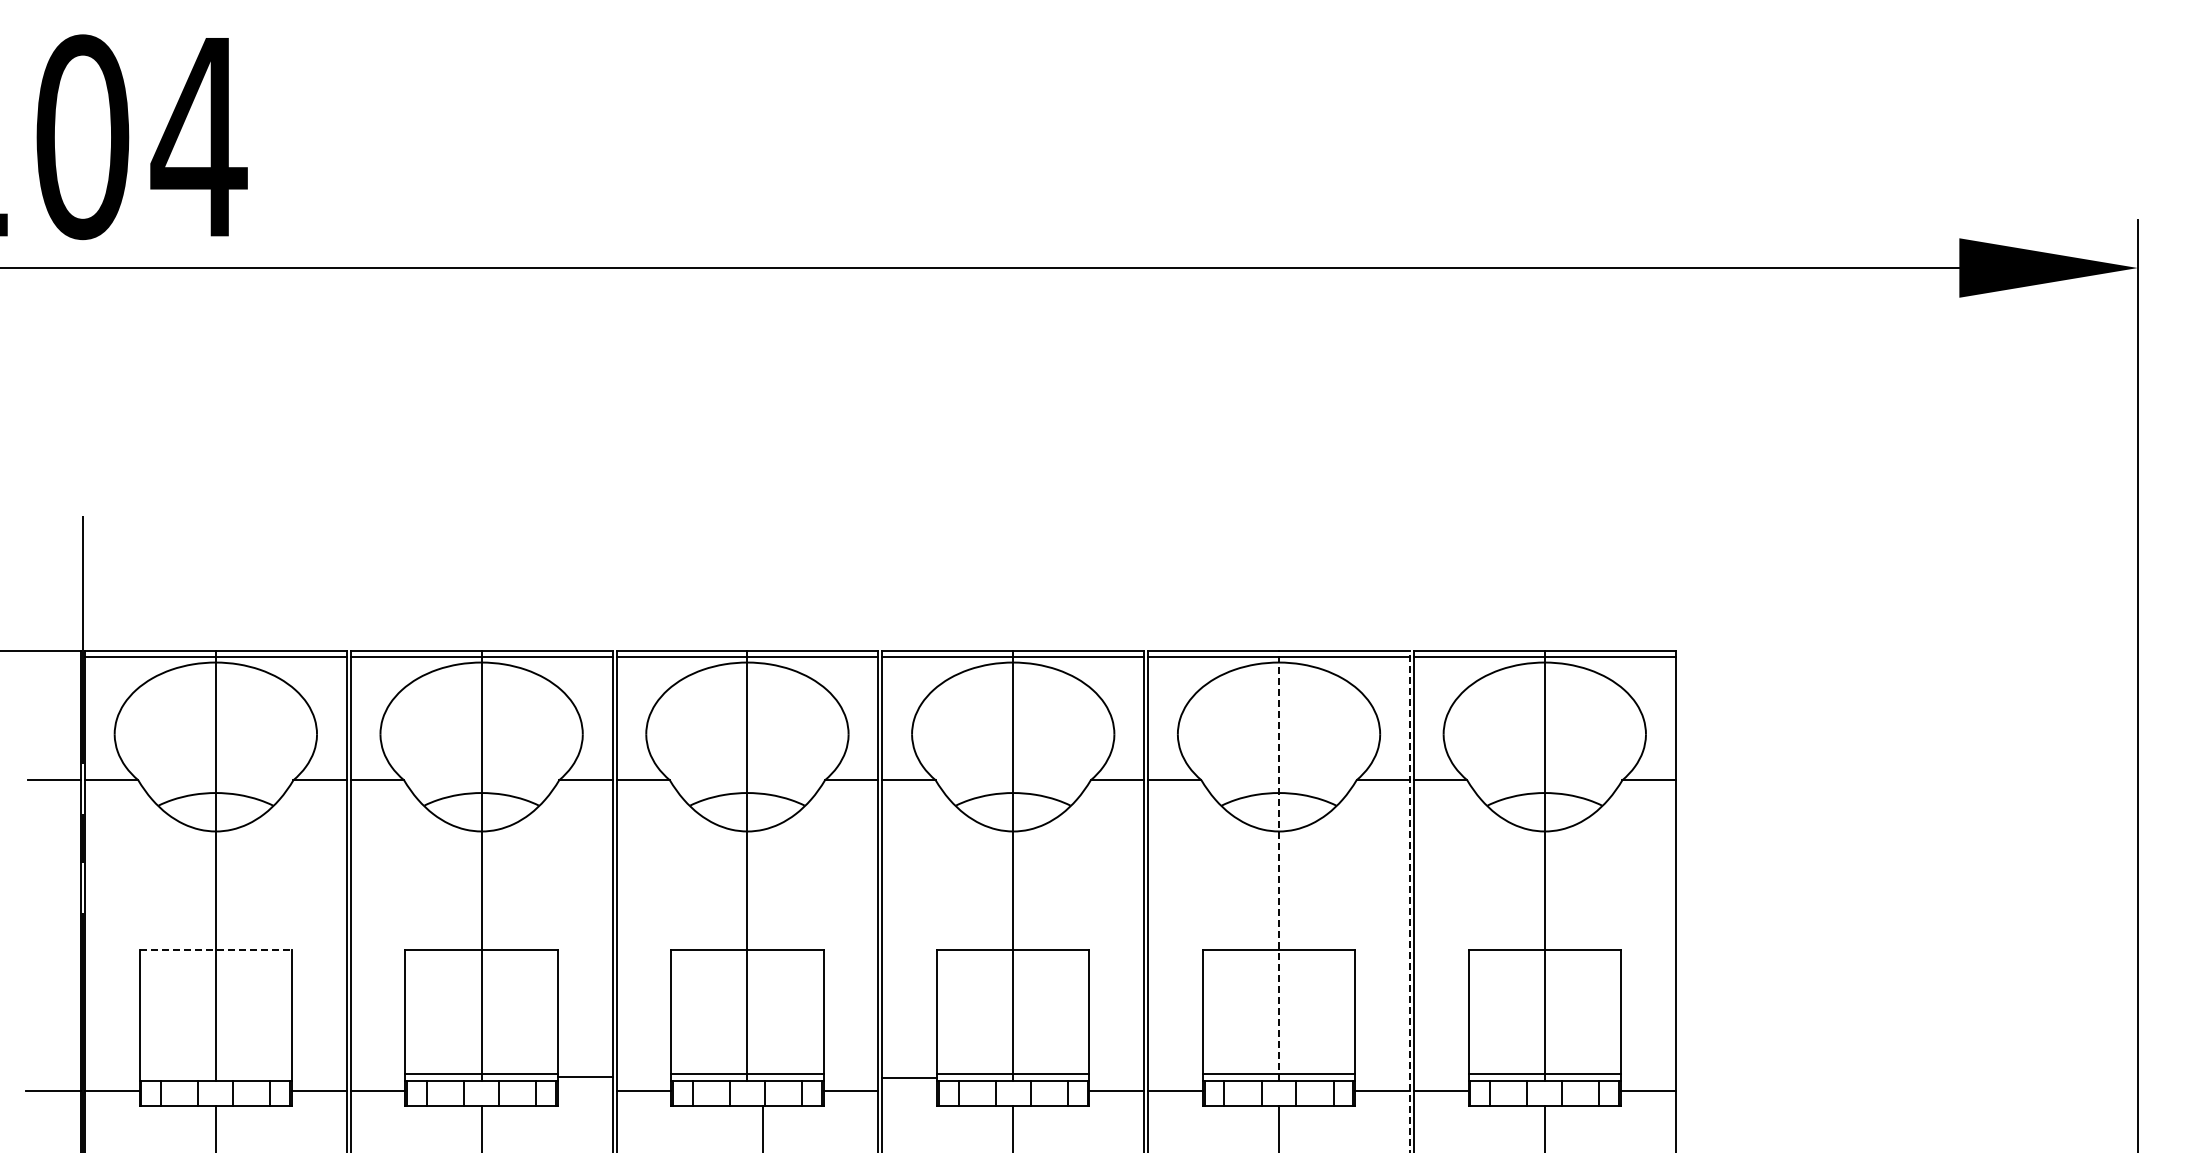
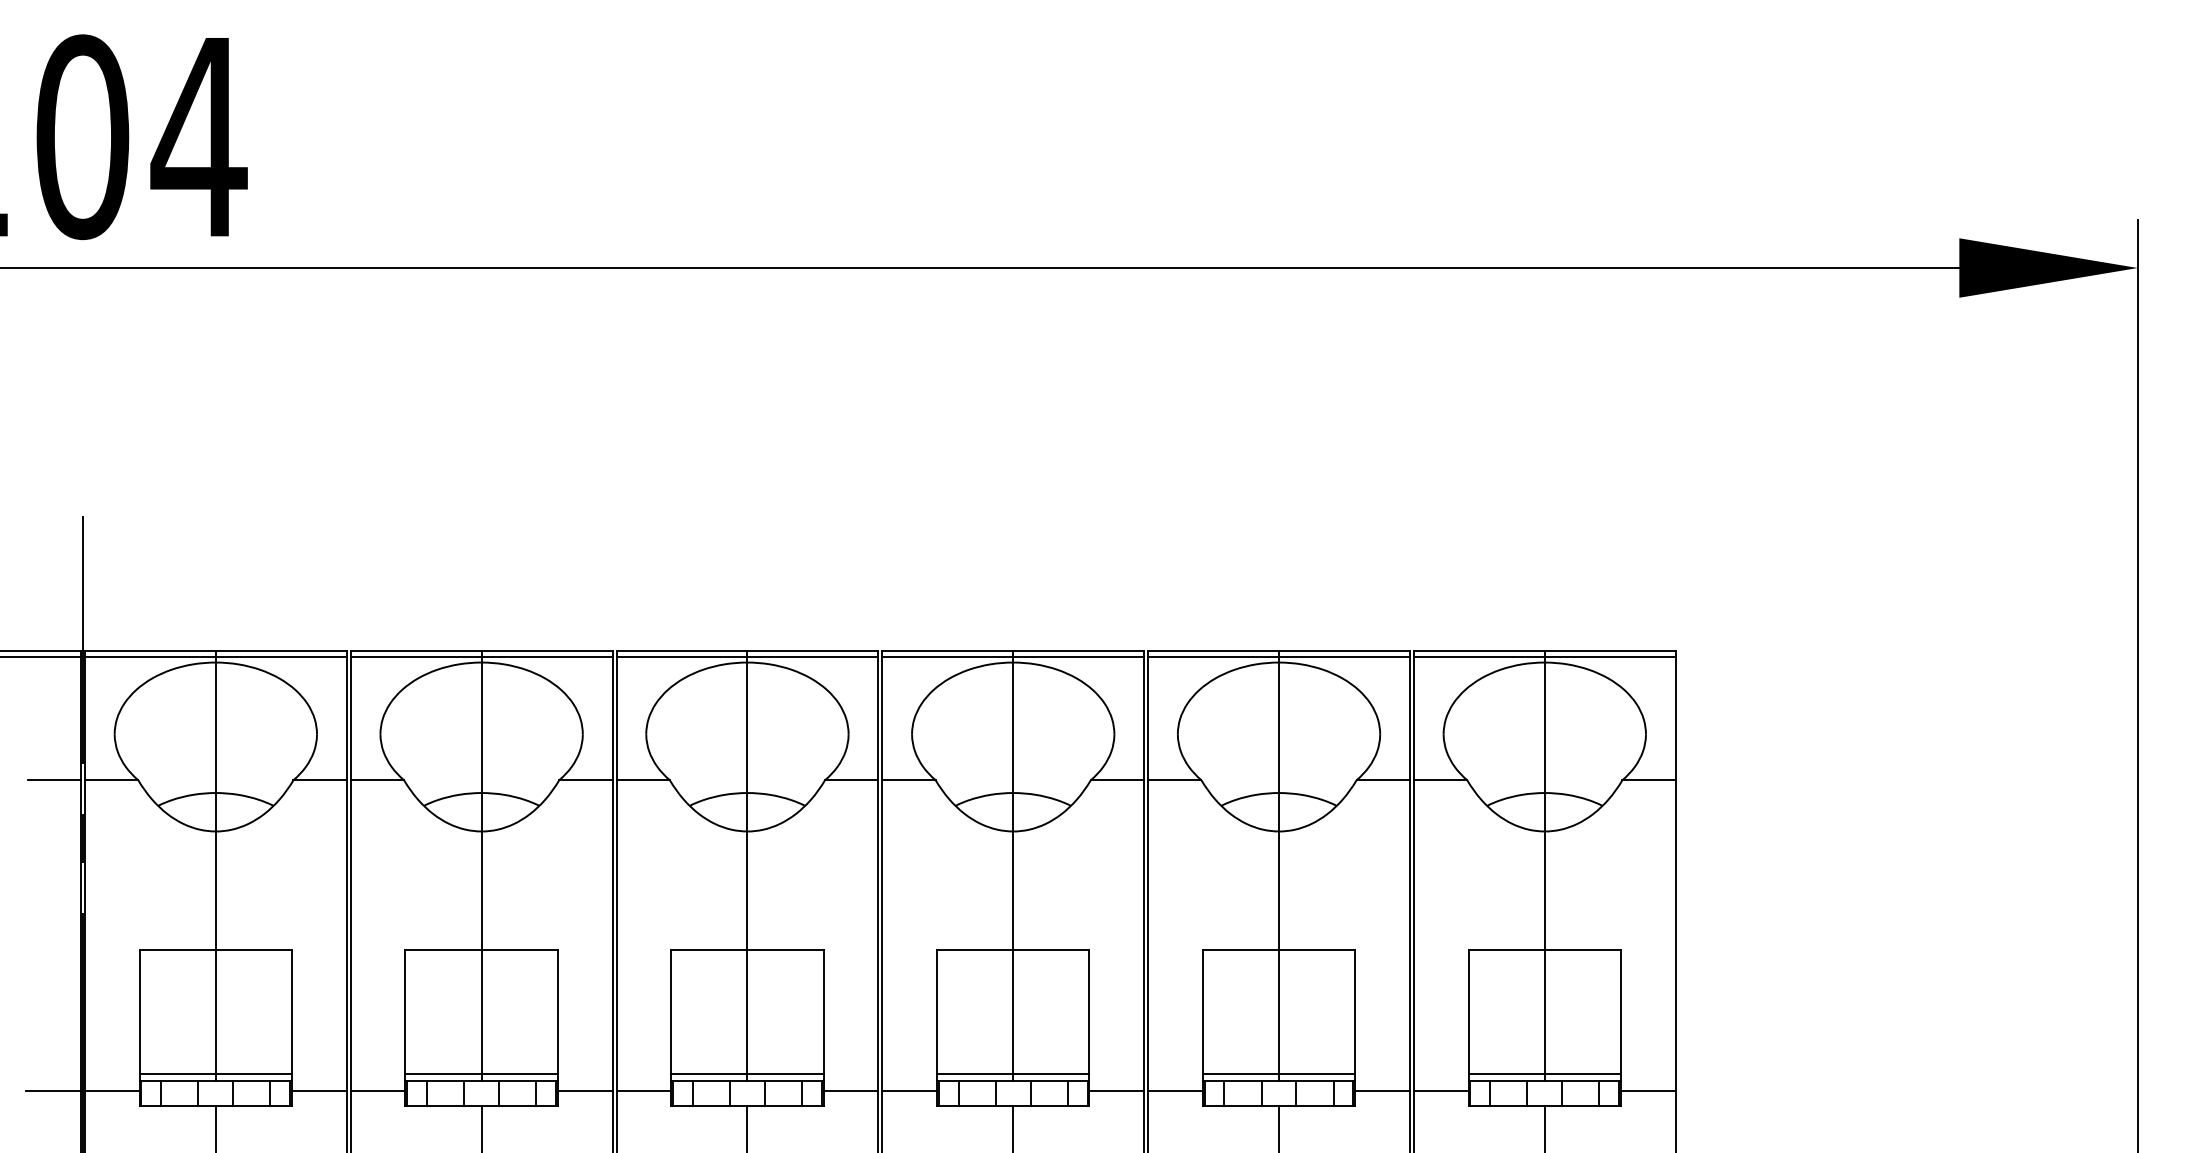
line: none -> present (41, 656)
line: dashed -> solid (1279, 865)
line: dashed -> solid (1409, 901)
line: dashed -> solid (216, 949)
line: none -> present (215, 1074)
line position: (584, 1077) -> (584, 1091) (584, 1091)
line position: (909, 1078) -> (909, 1091) (909, 1091)
line position: (763, 1127) -> (747, 1127) (747, 1127)
